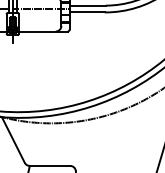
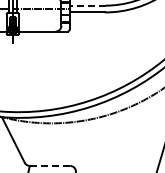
line: solid -> dashed (87, 5)
line: solid -> dashed (49, 165)
